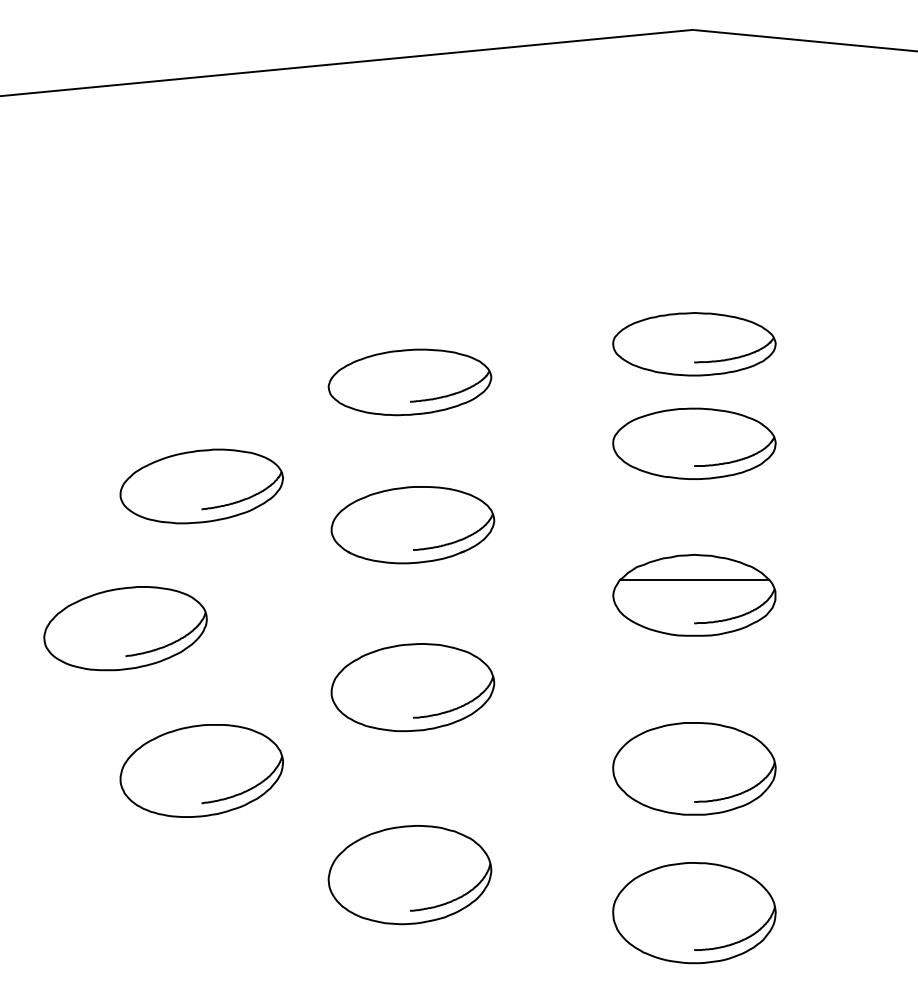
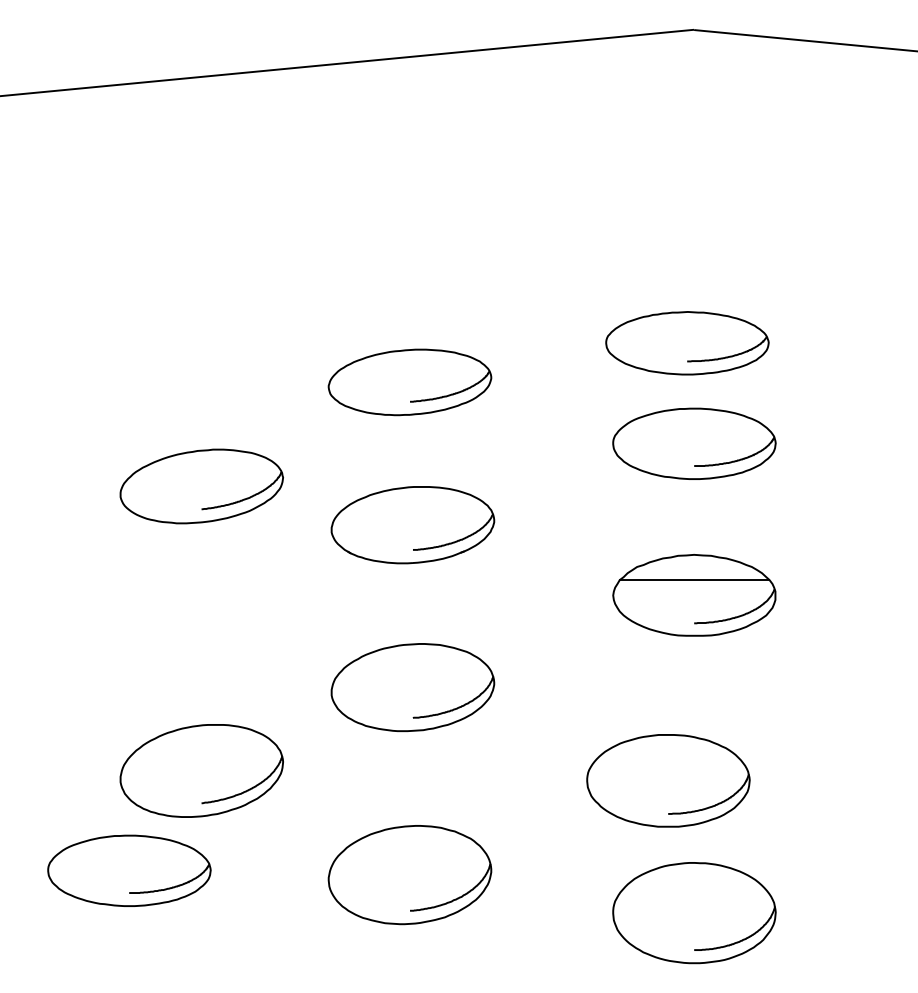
part position: (694, 344) -> (687, 343) (687, 343)
part: present -> none (125, 628)
part position: (694, 768) -> (668, 780) (668, 780)
part: none -> present (129, 870)
